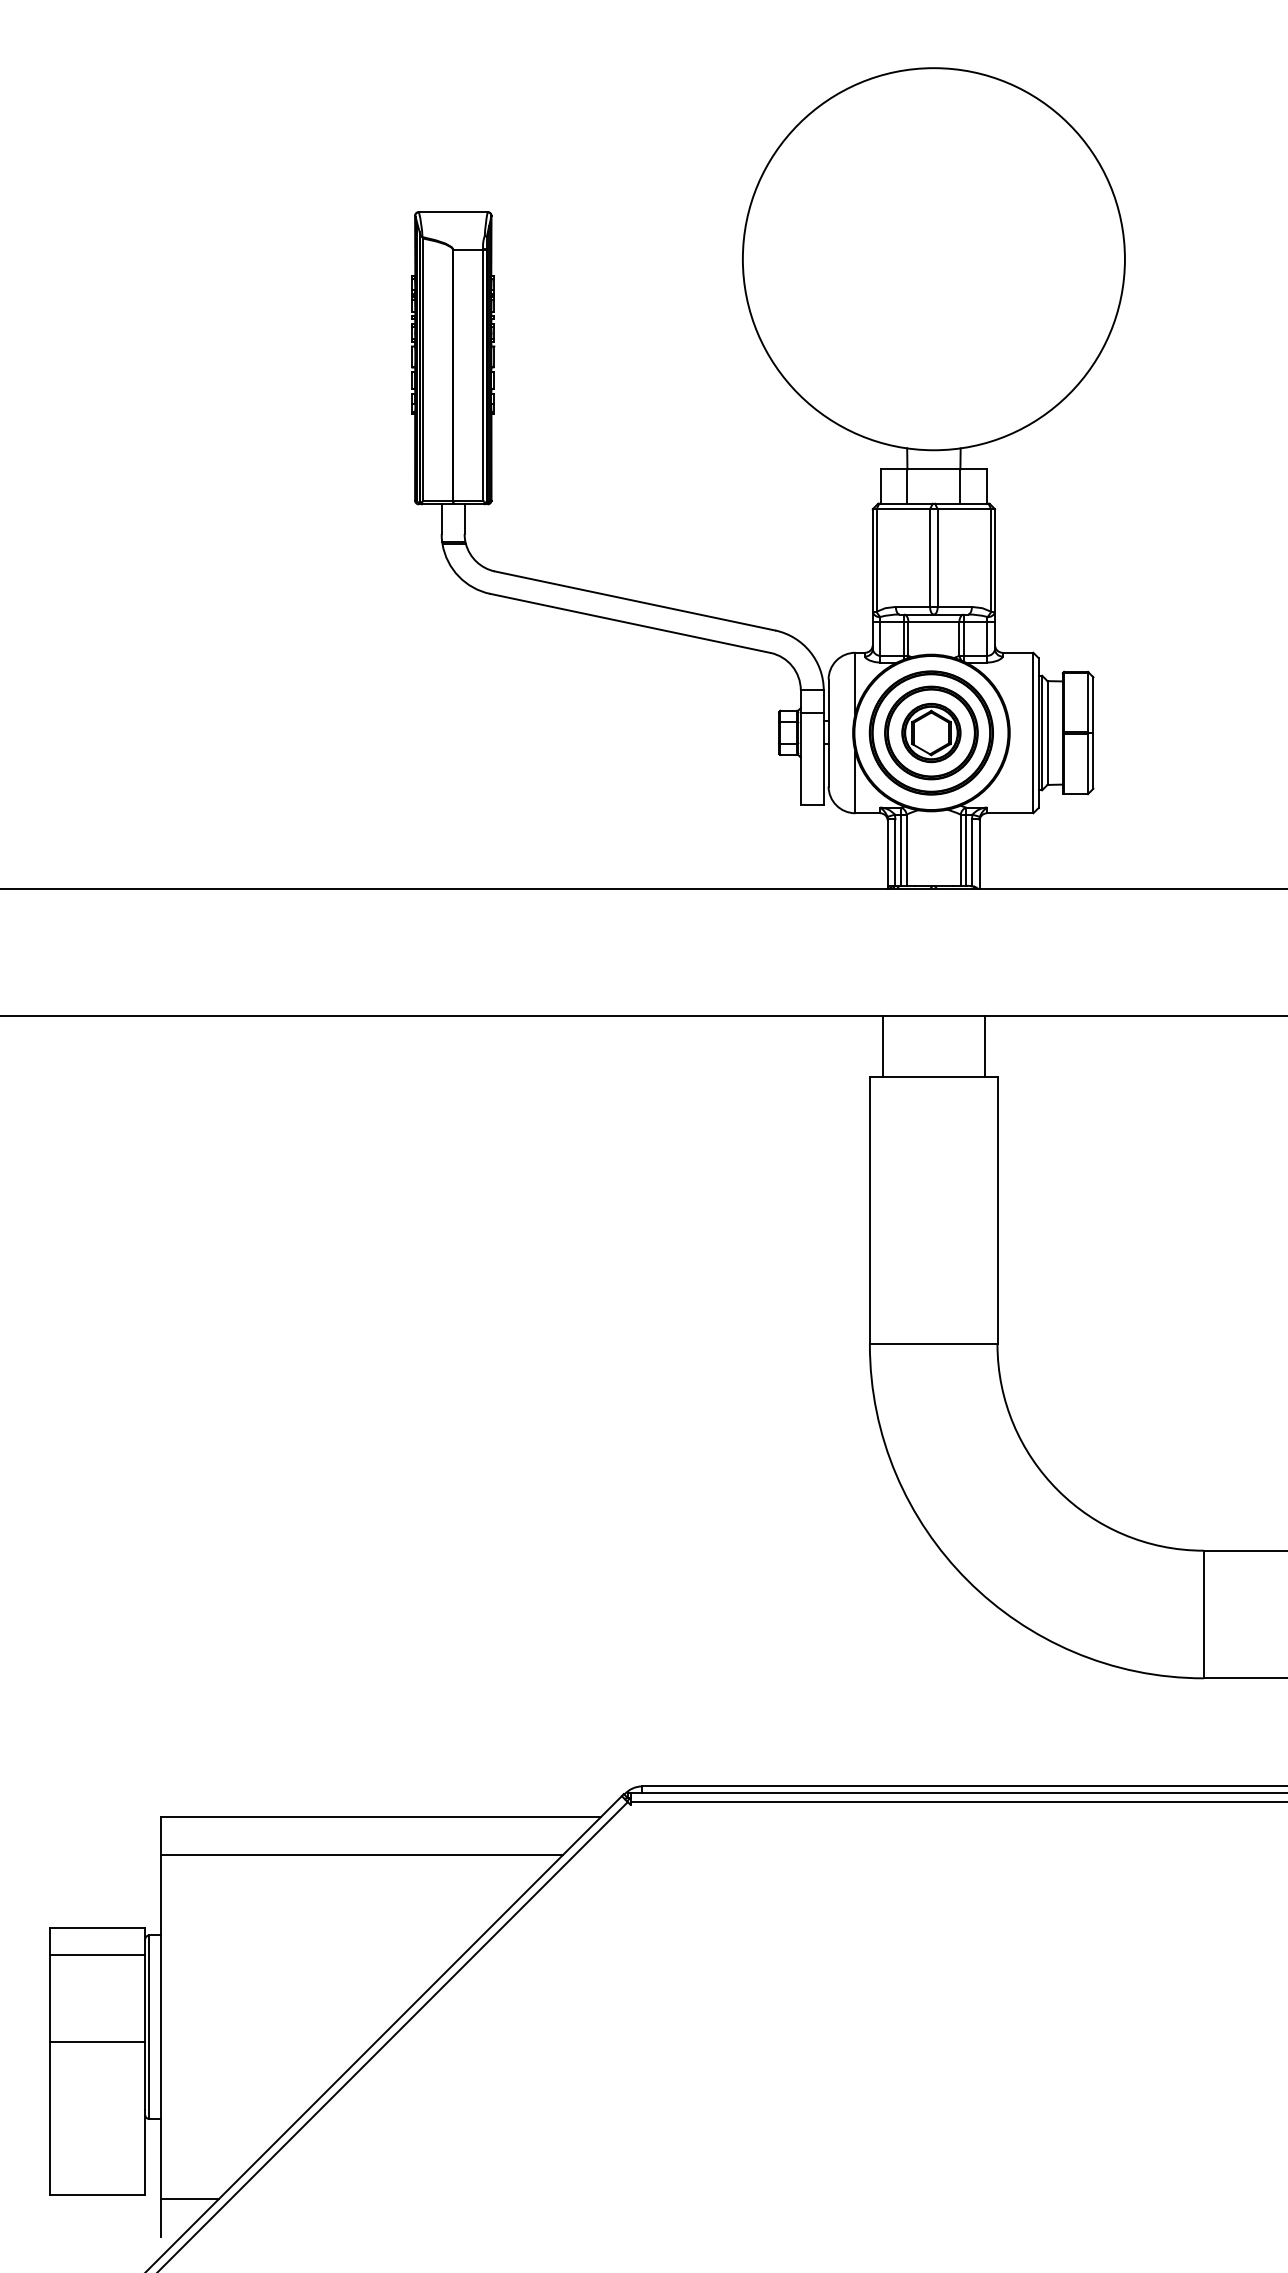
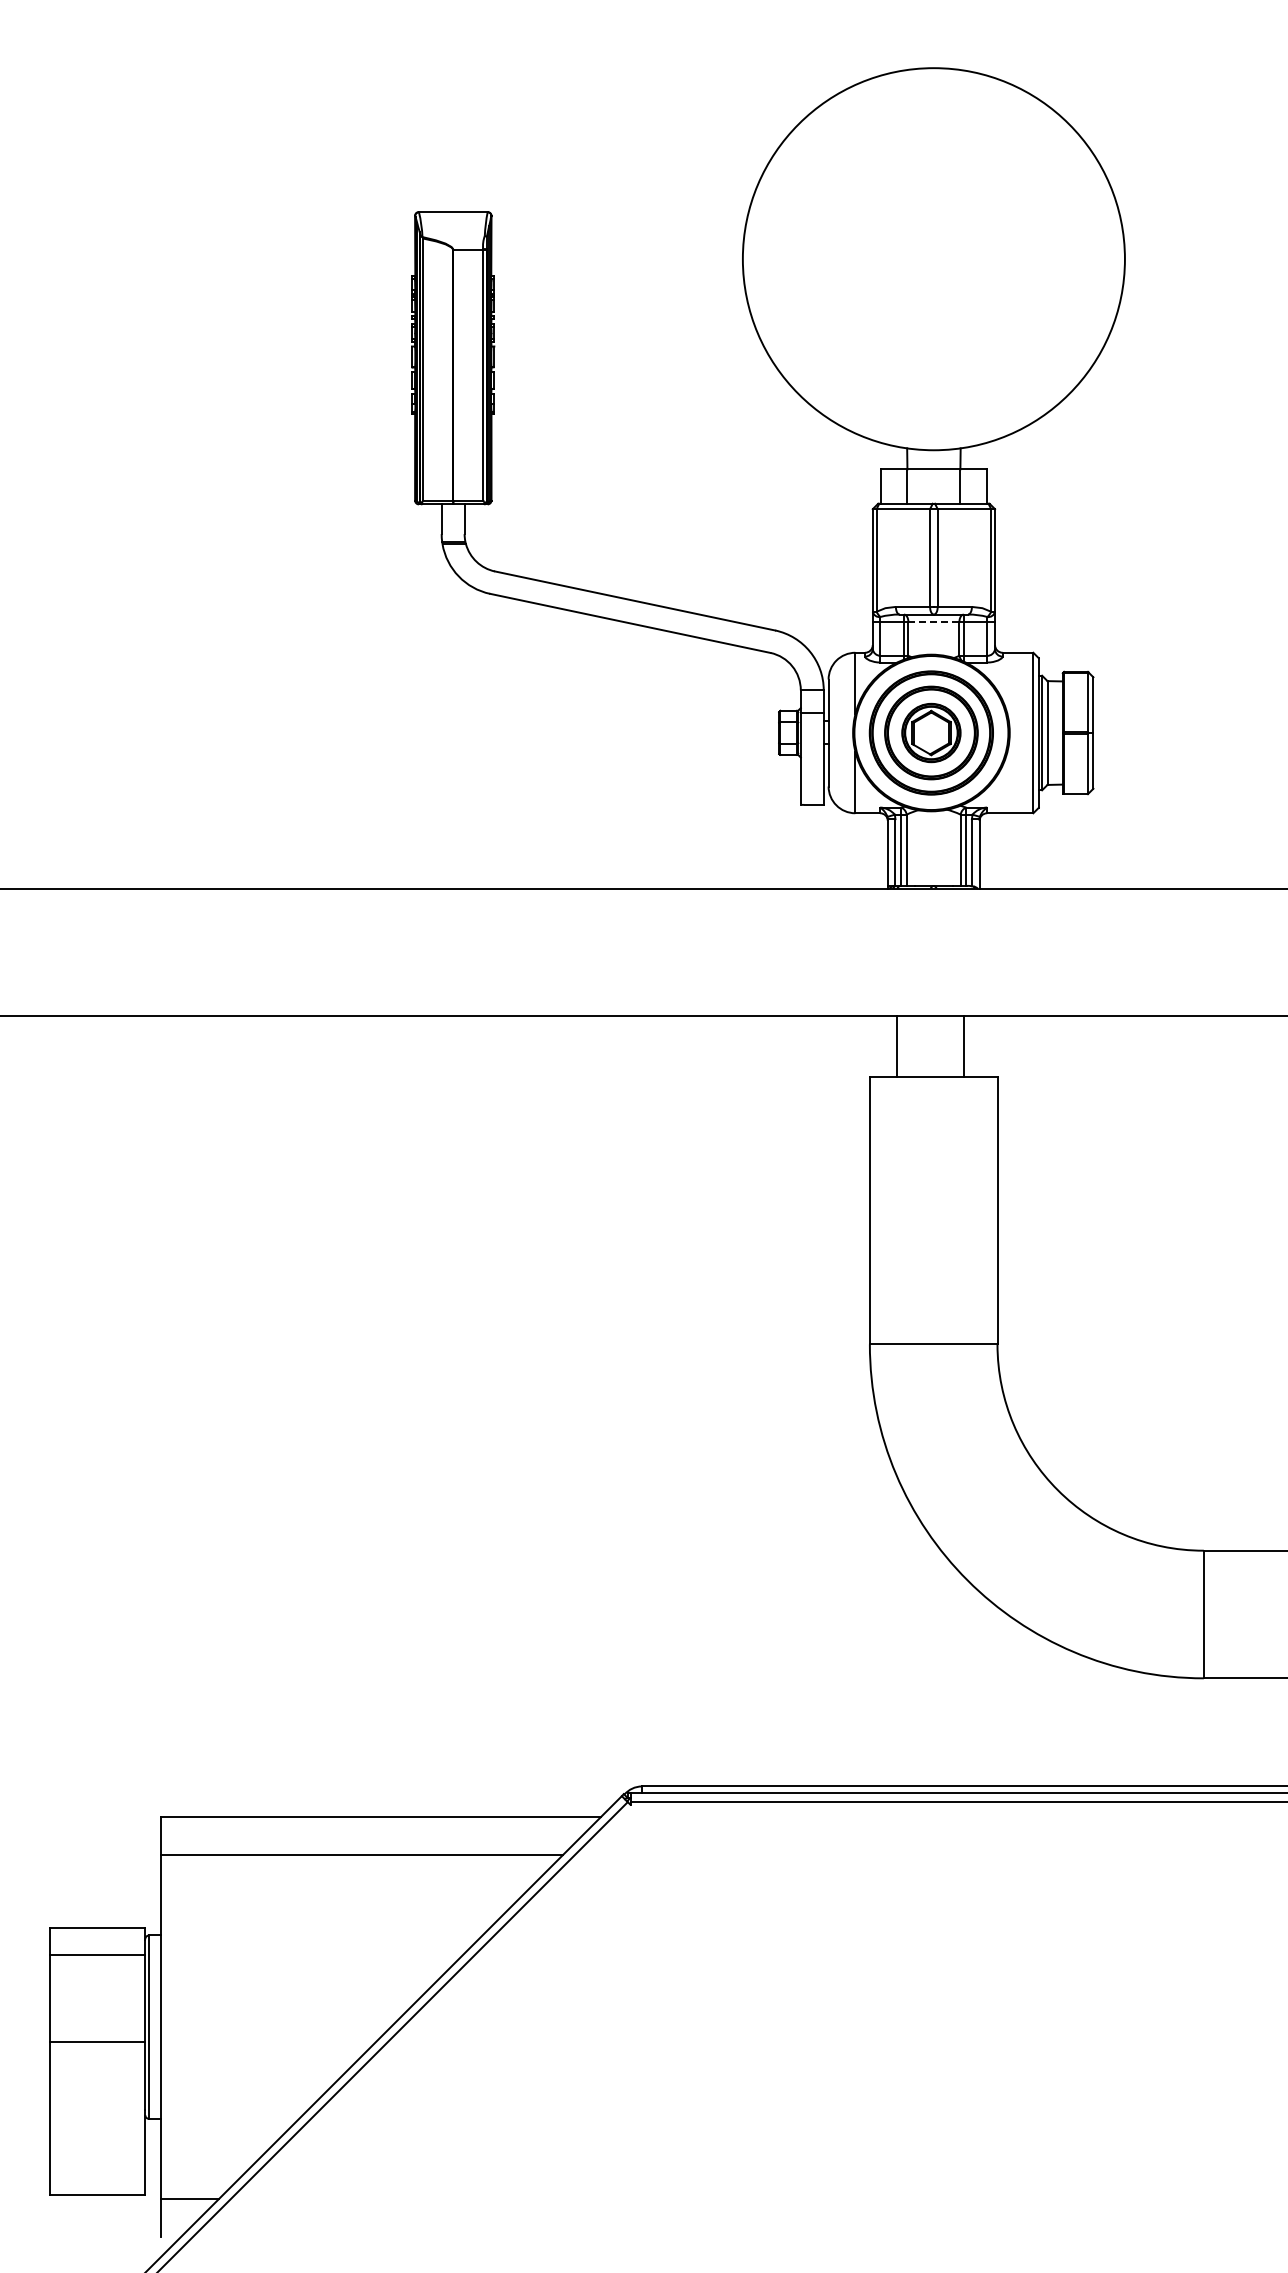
line: solid -> dashed (933, 622)
line position: (882, 1046) -> (896, 1046) (896, 1046)
line position: (984, 1046) -> (963, 1046) (963, 1046)
